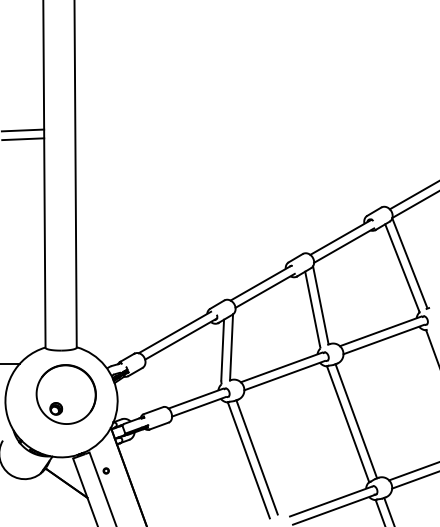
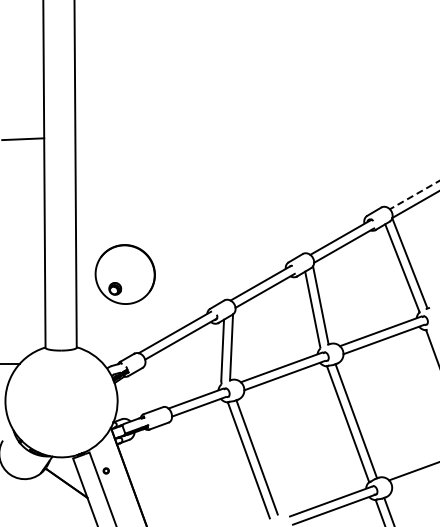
line: present -> none (23, 130)
line: solid -> dashed (414, 195)
part position: (65, 394) -> (124, 274) (124, 274)
line: present -> none (414, 480)
